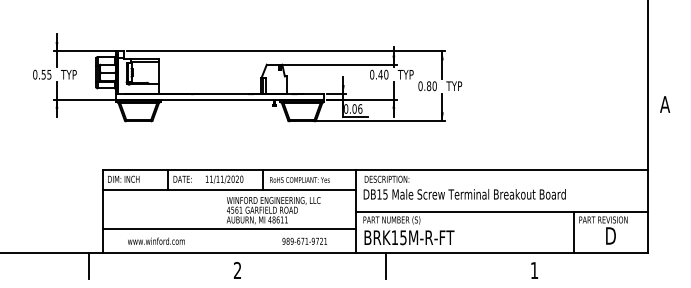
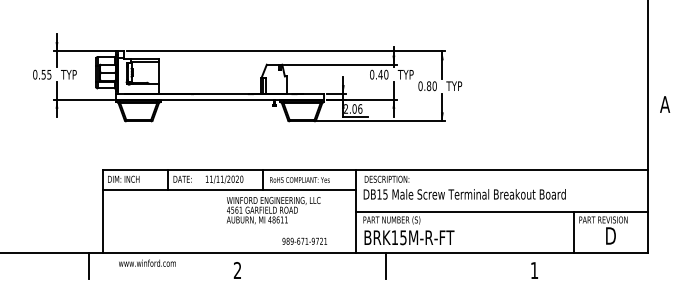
text: 0.06 -> 2.06 (346, 108)
line: present -> none (228, 228)
text position: (156, 240) -> (147, 262) (147, 262)
